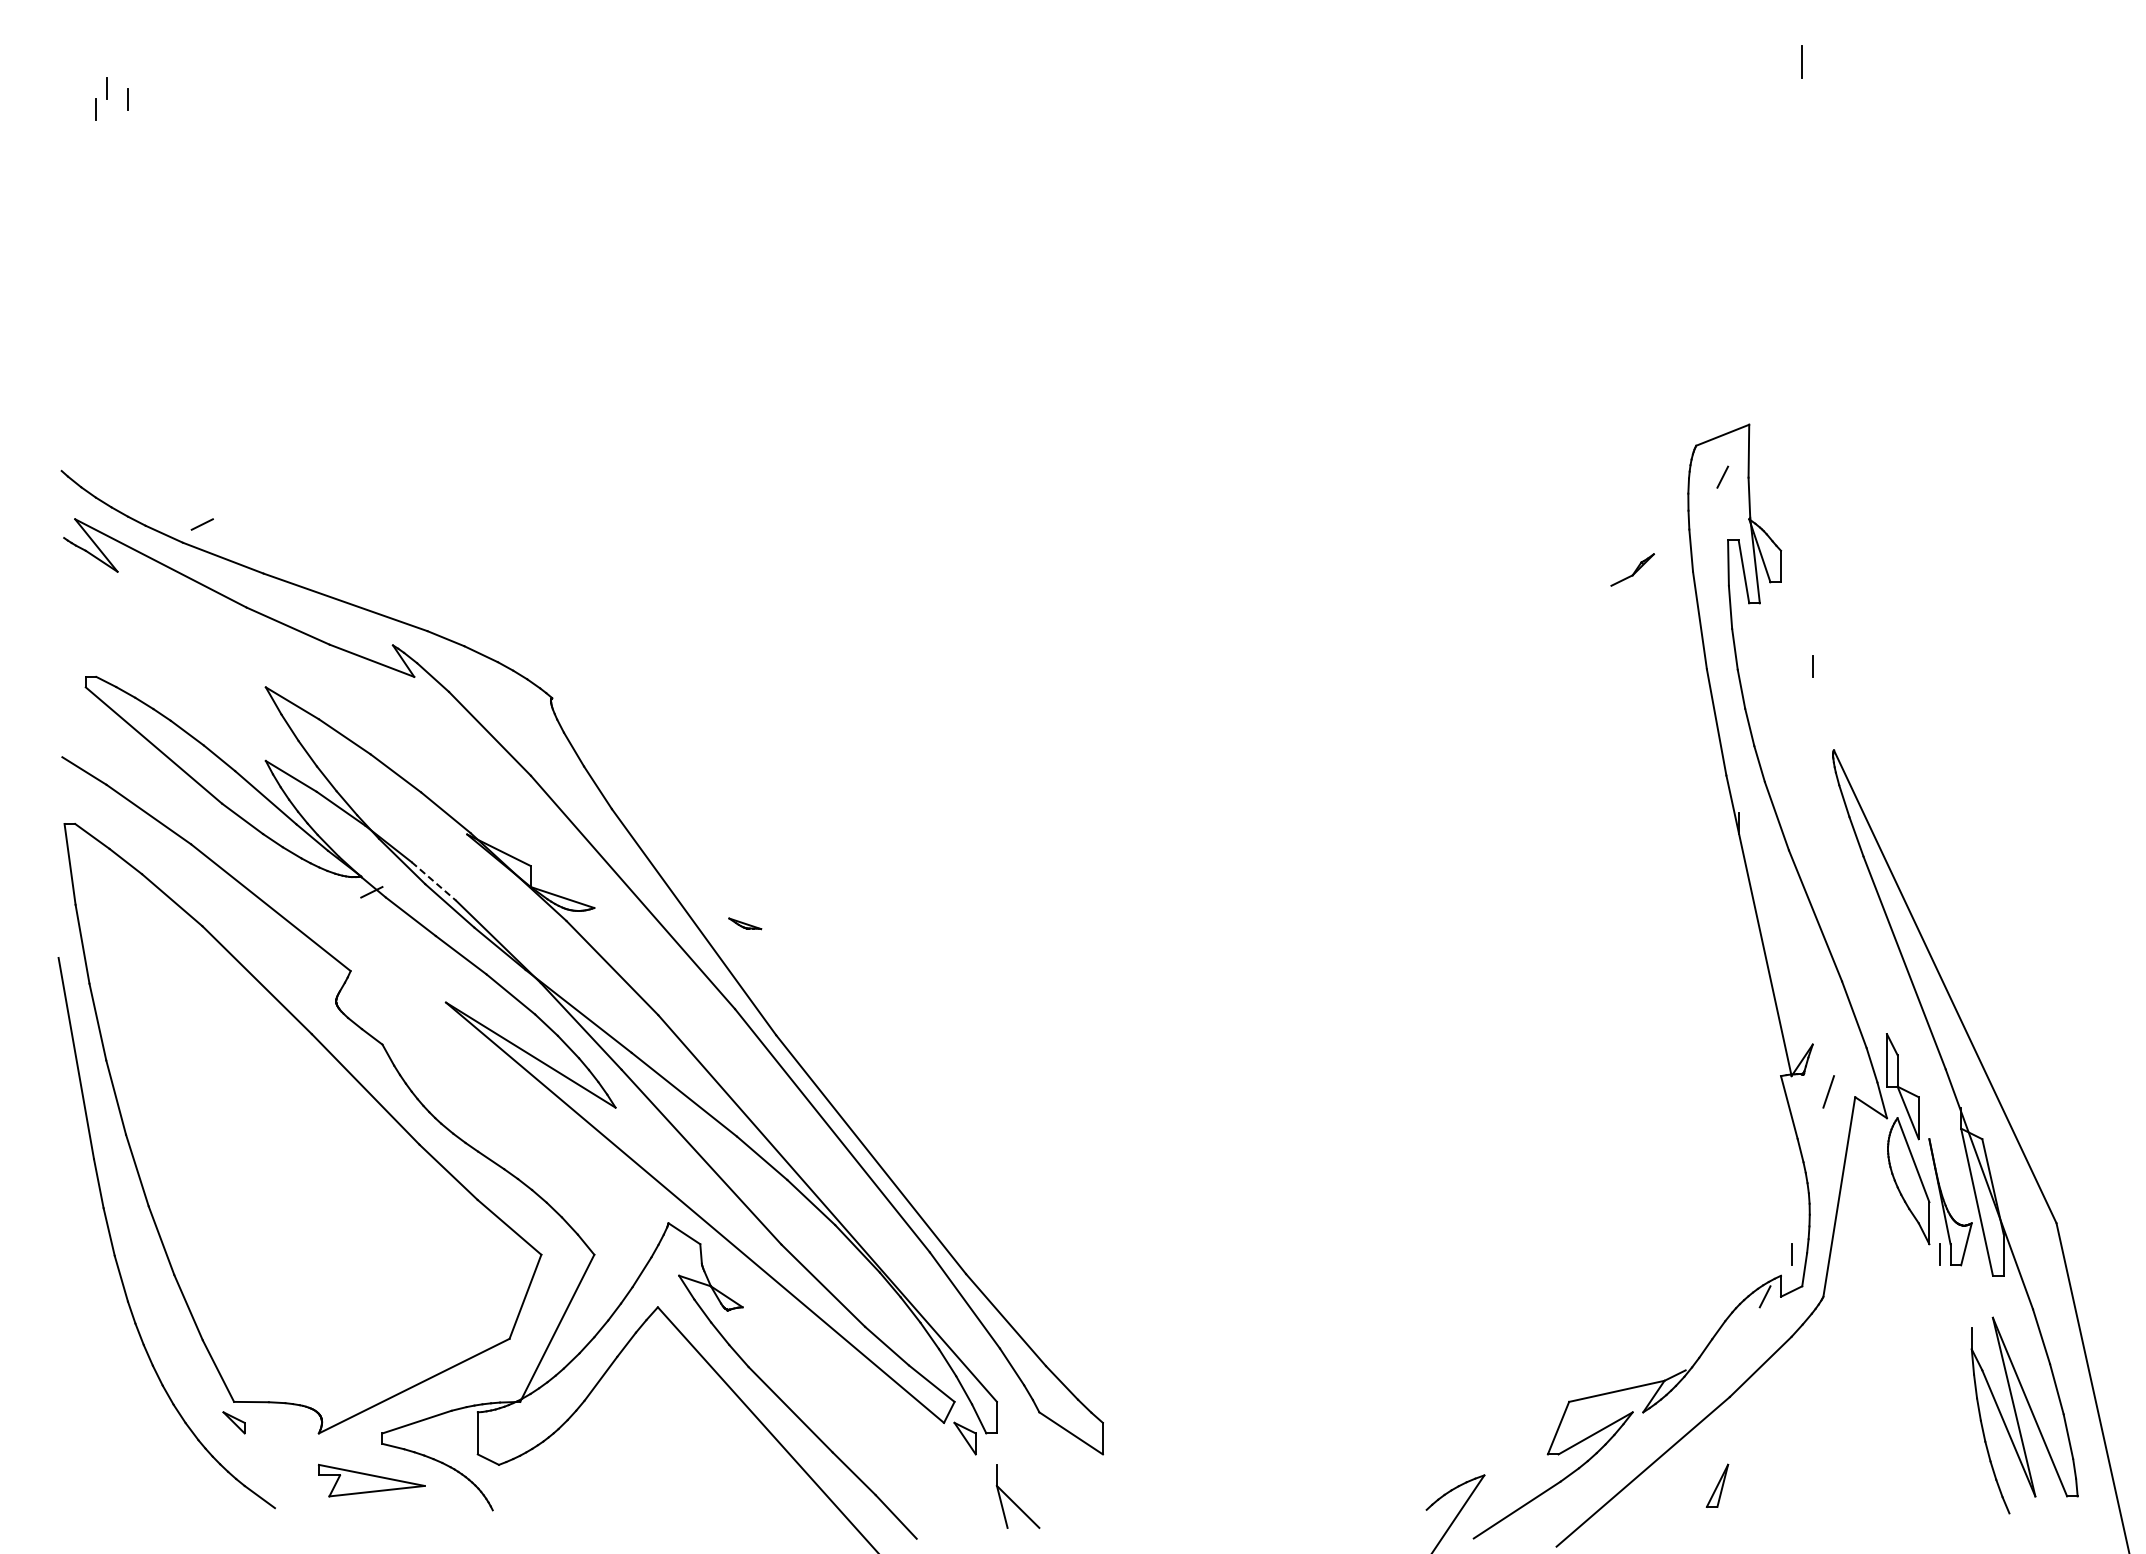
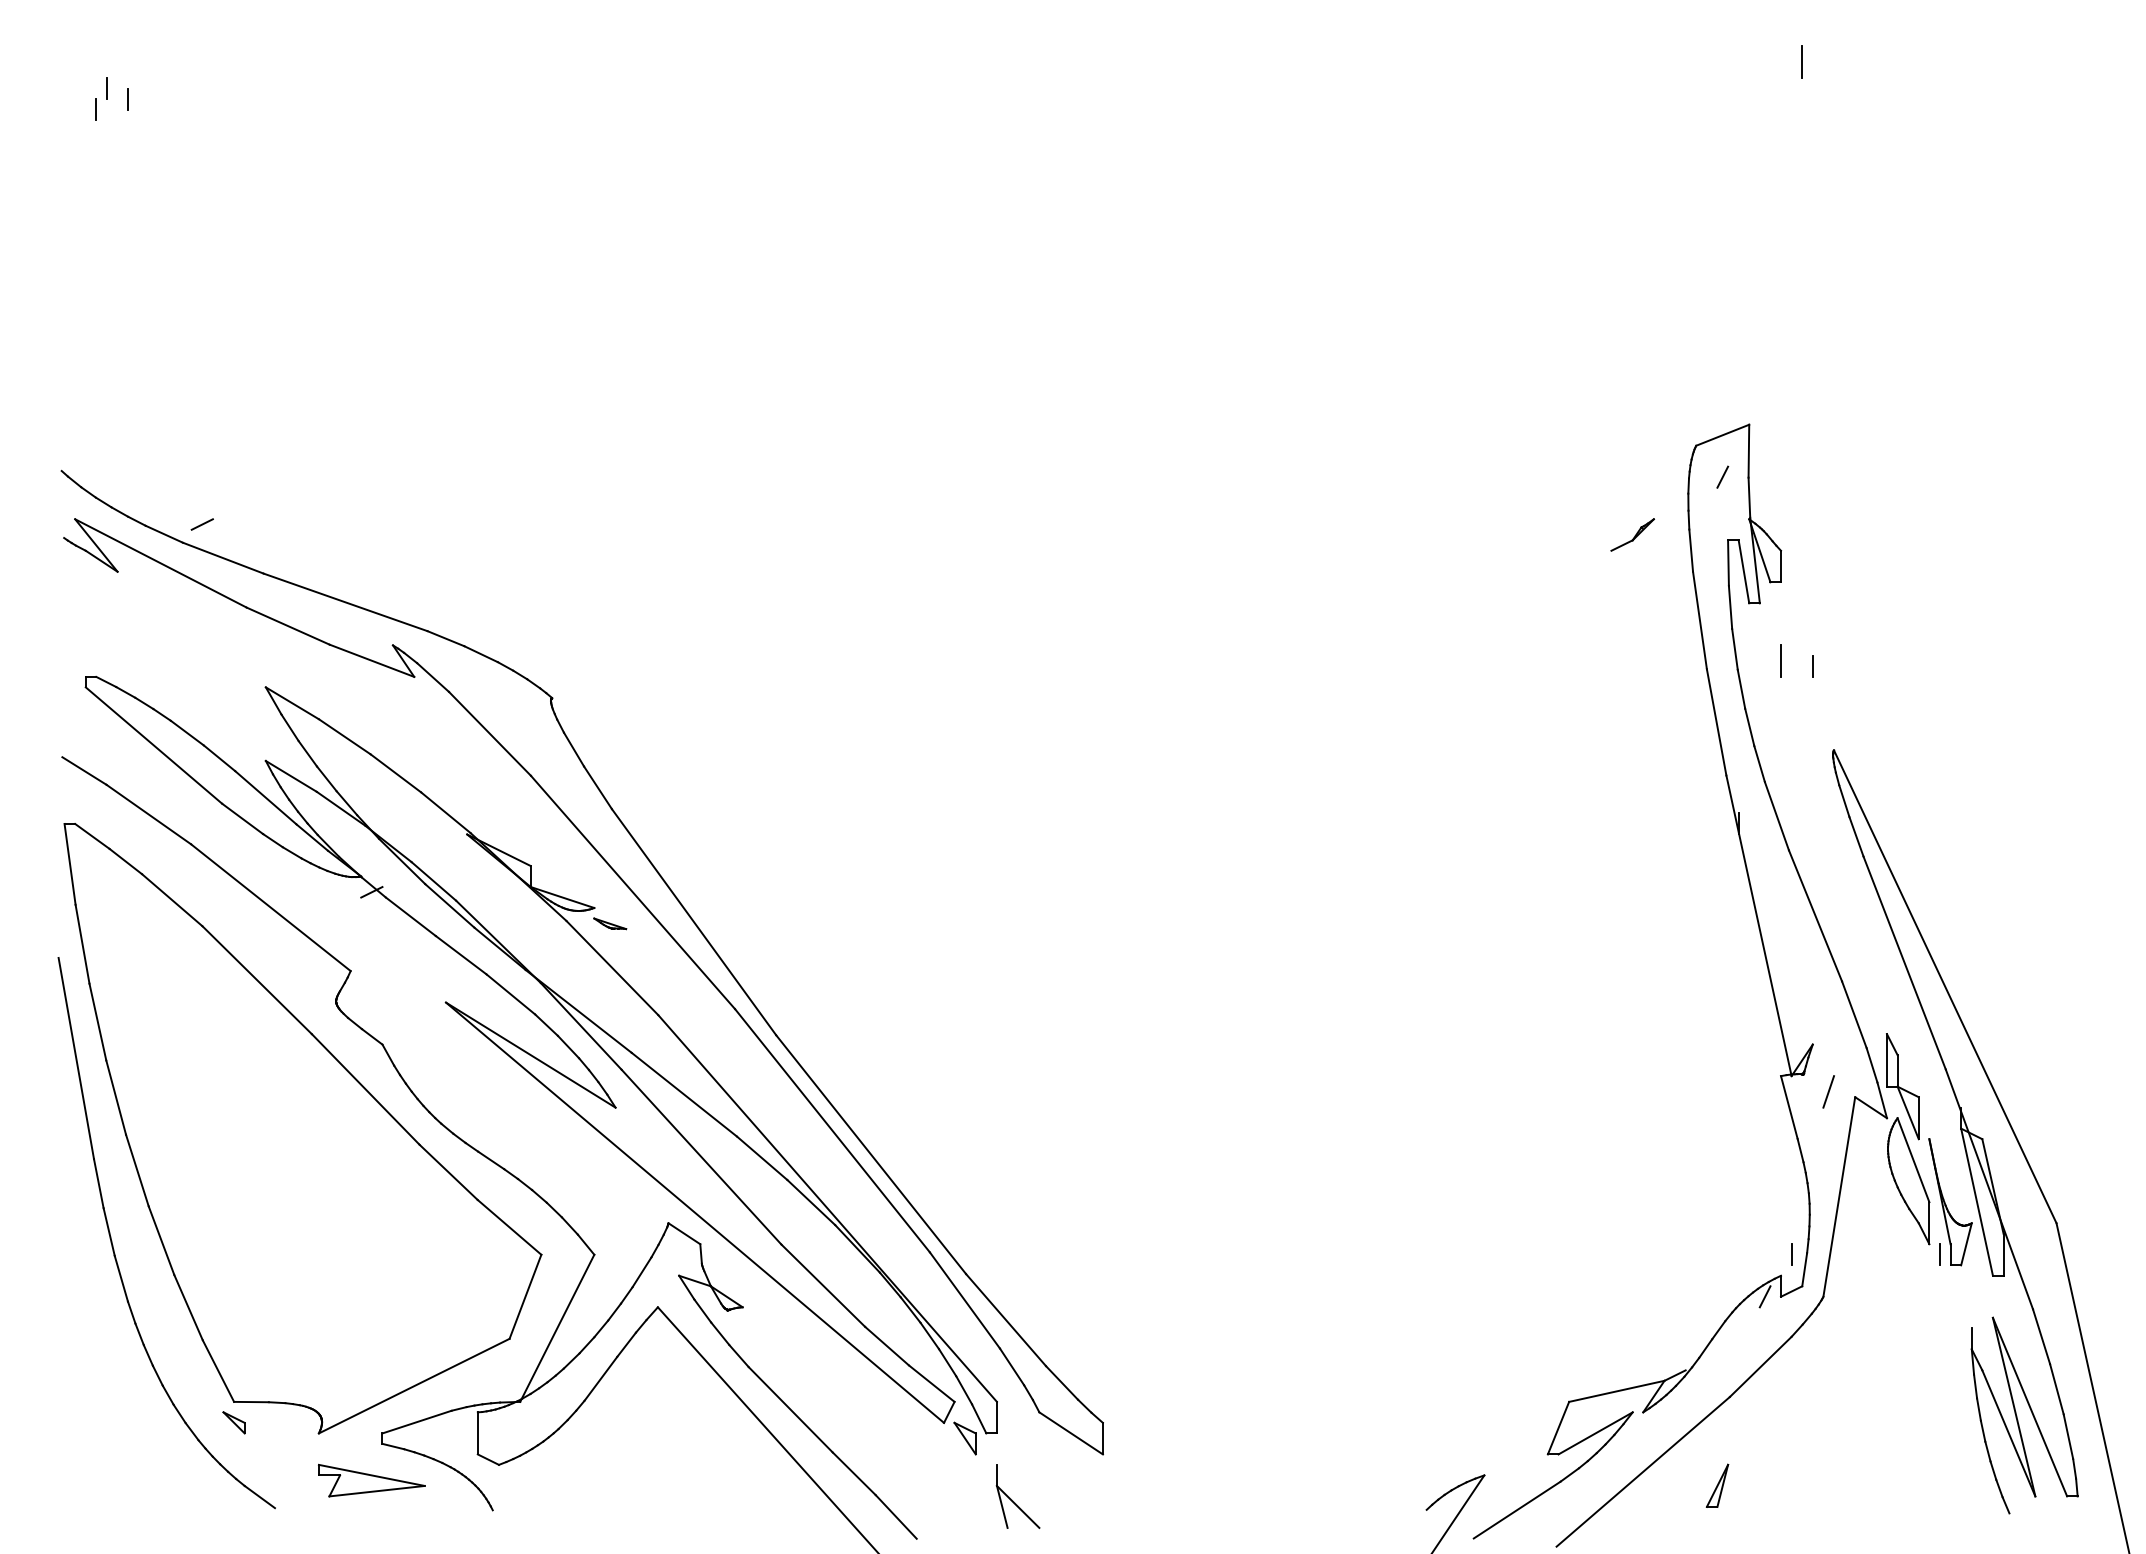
part position: (1632, 569) -> (1632, 534) (1632, 534)
line: none -> present (1781, 660)
line: dashed -> solid (434, 881)
part position: (745, 923) -> (610, 923) (610, 923)
